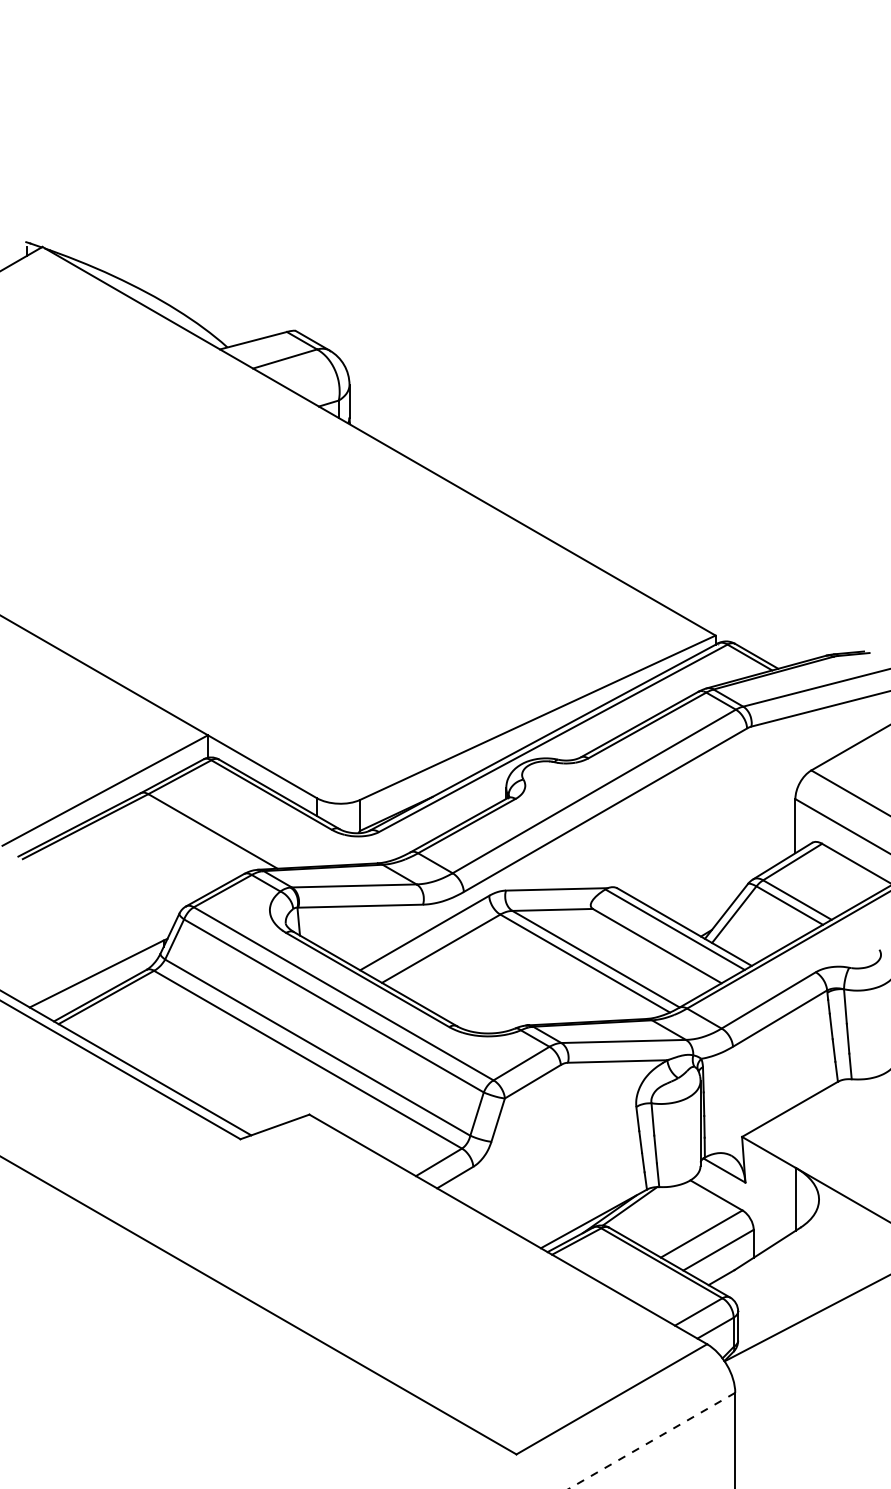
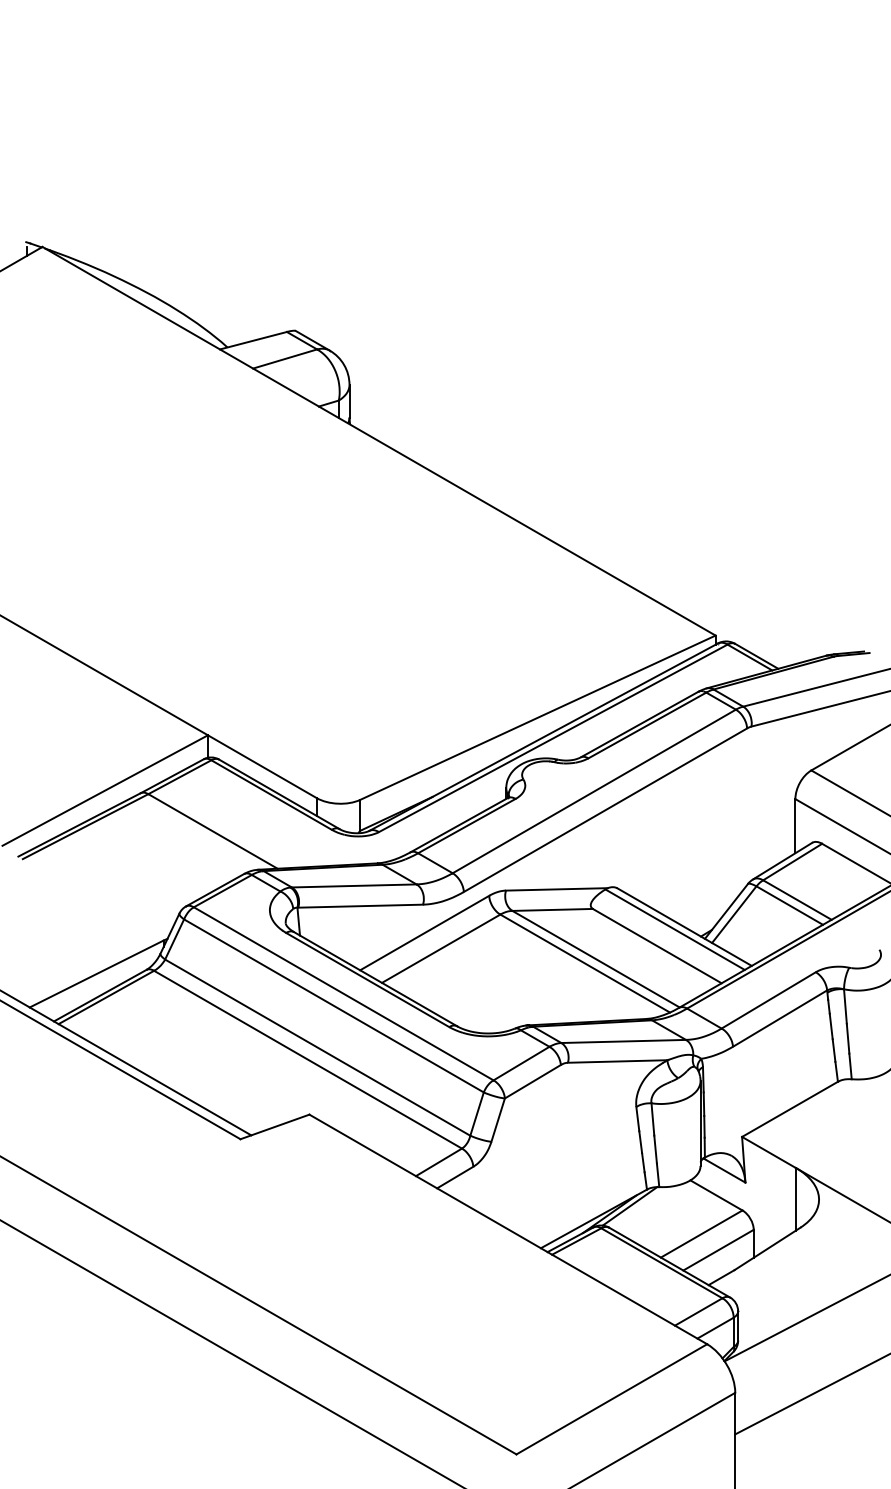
line: none -> present (231, 1353)
line: none -> present (811, 1394)
line: dashed -> solid (652, 1440)
